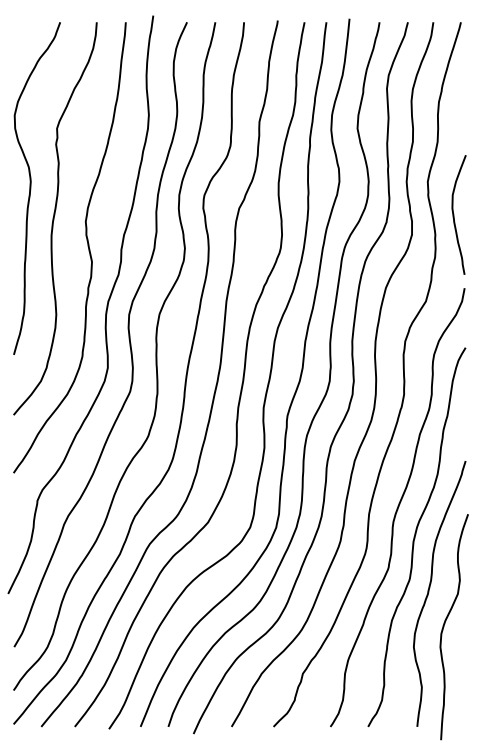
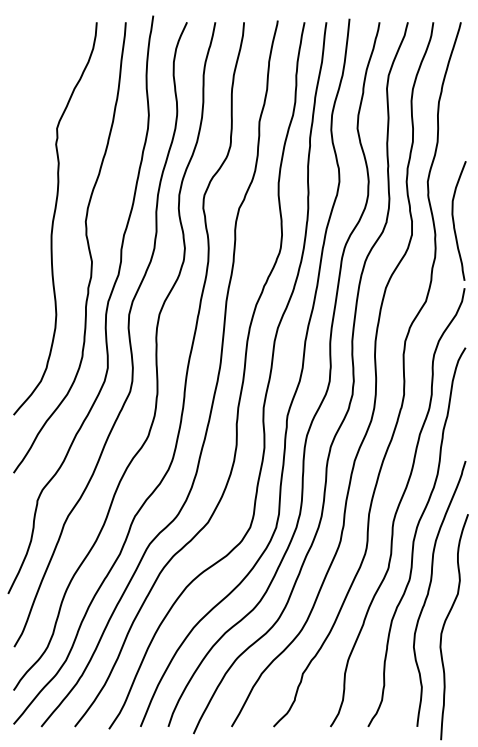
curve: present -> none (31, 188)
curve position: (454, 214) -> (454, 220) (454, 220)
